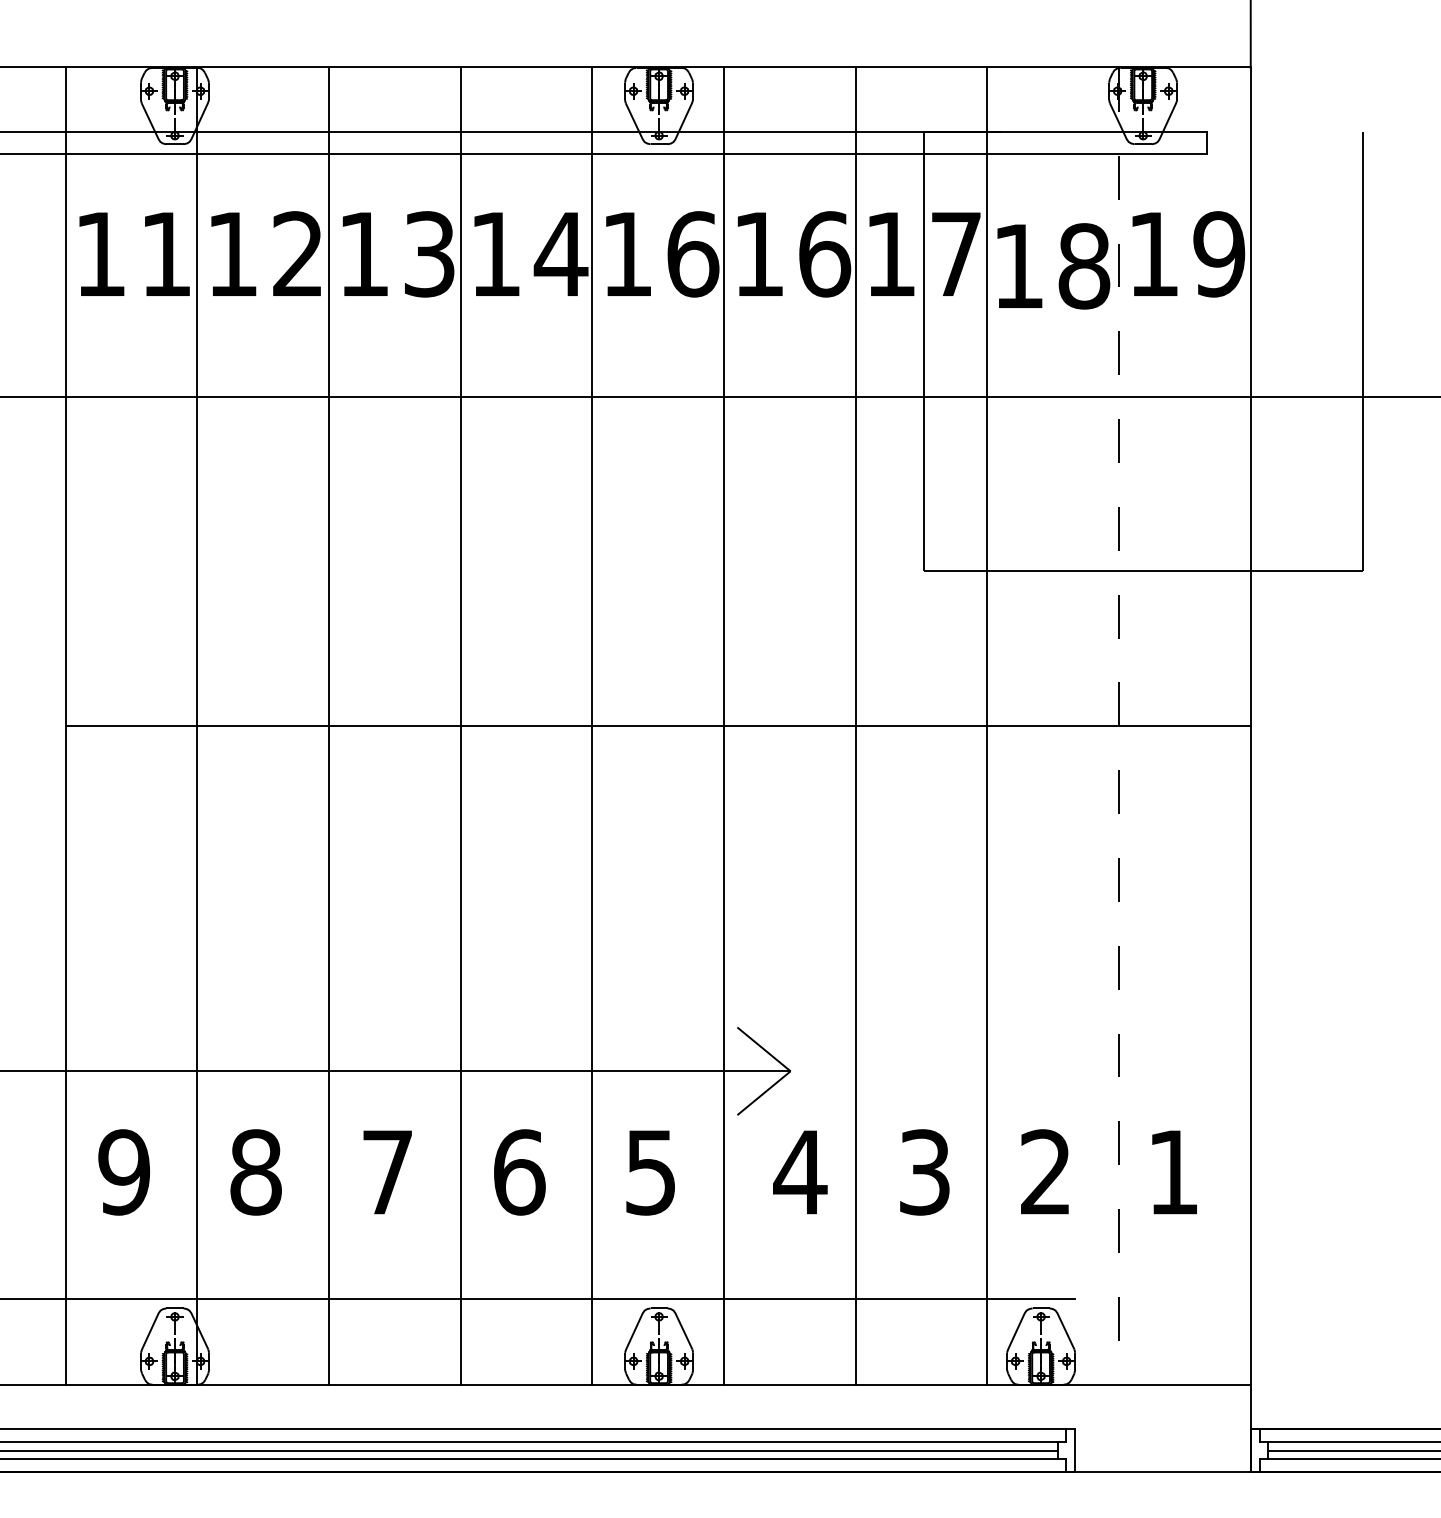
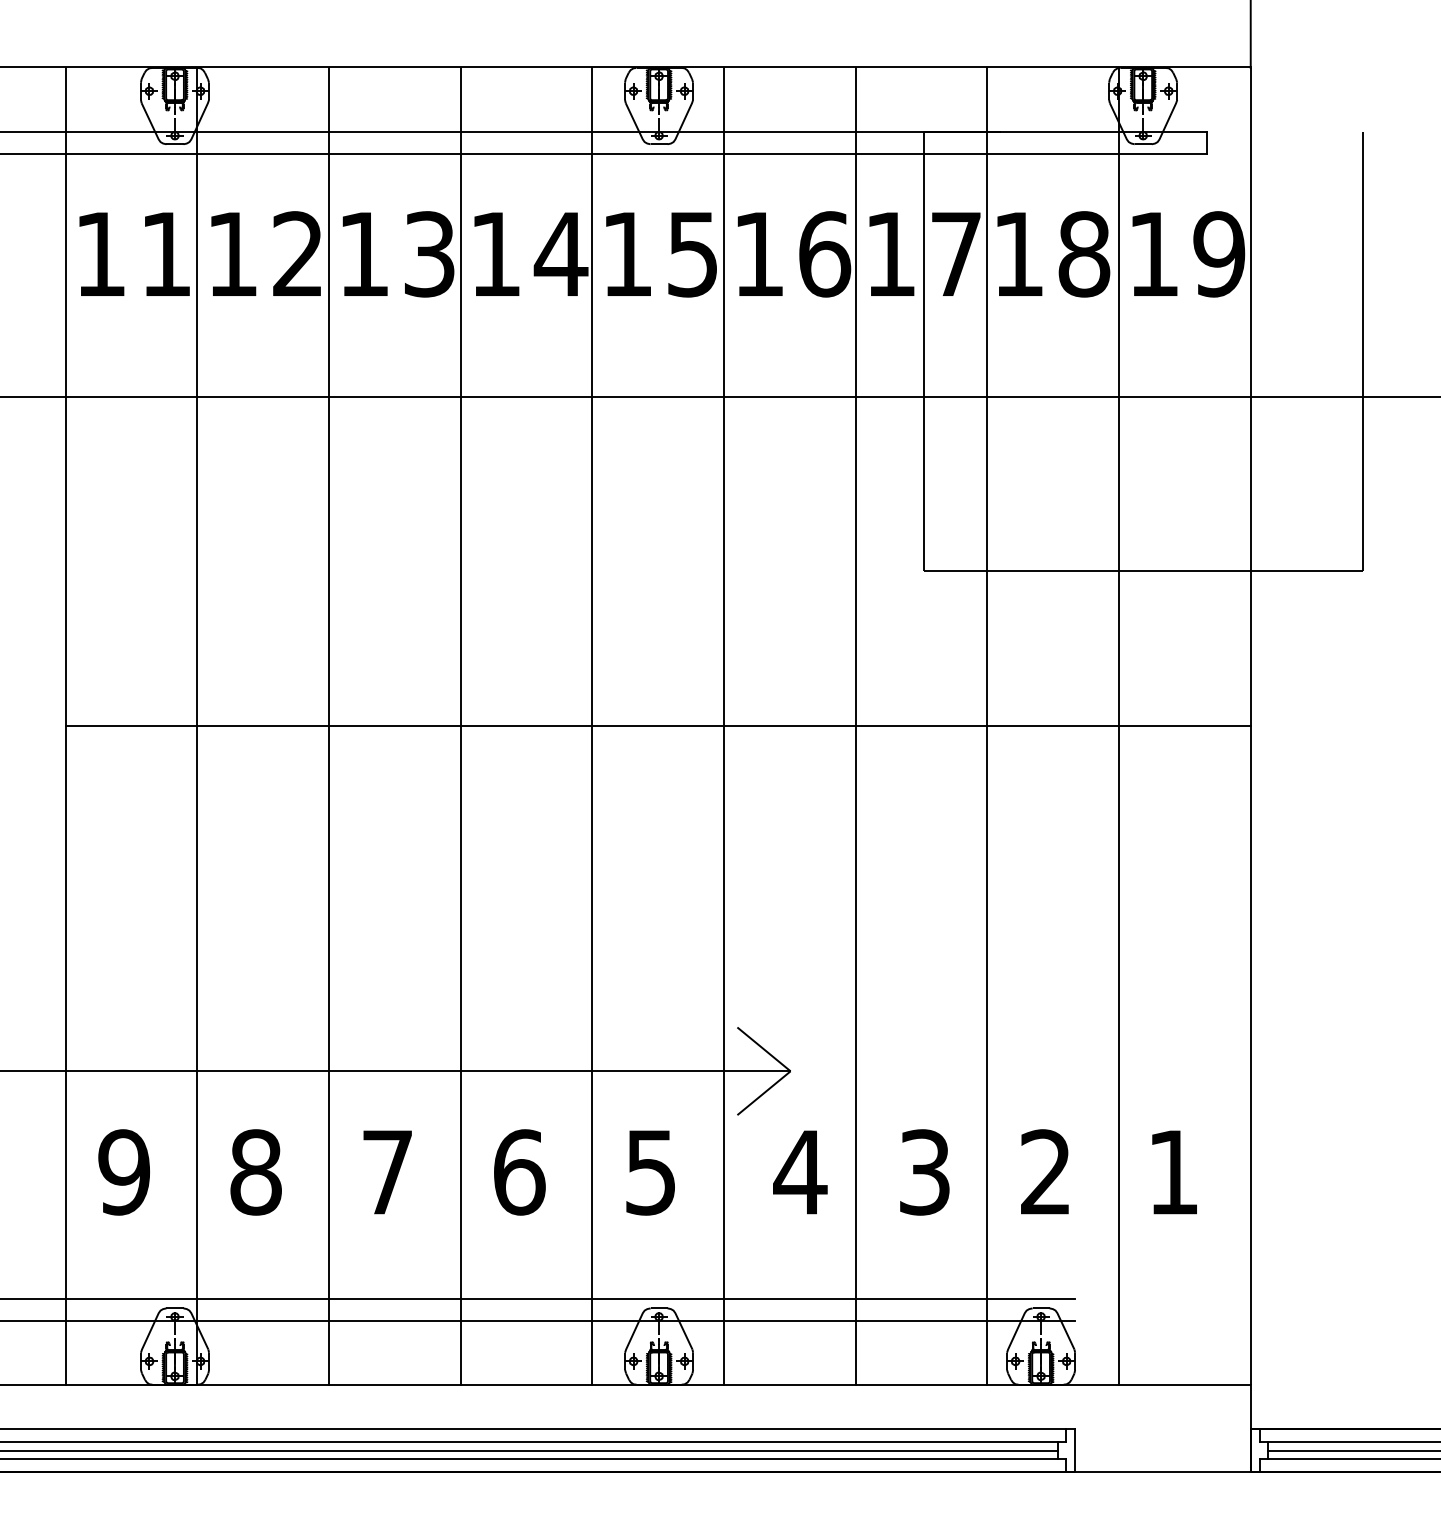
text: 16 -> 15 (693, 254)
text position: (1053, 266) -> (1053, 254) (1053, 254)
line: dashed -> solid (1119, 726)
line: none -> present (538, 1320)
